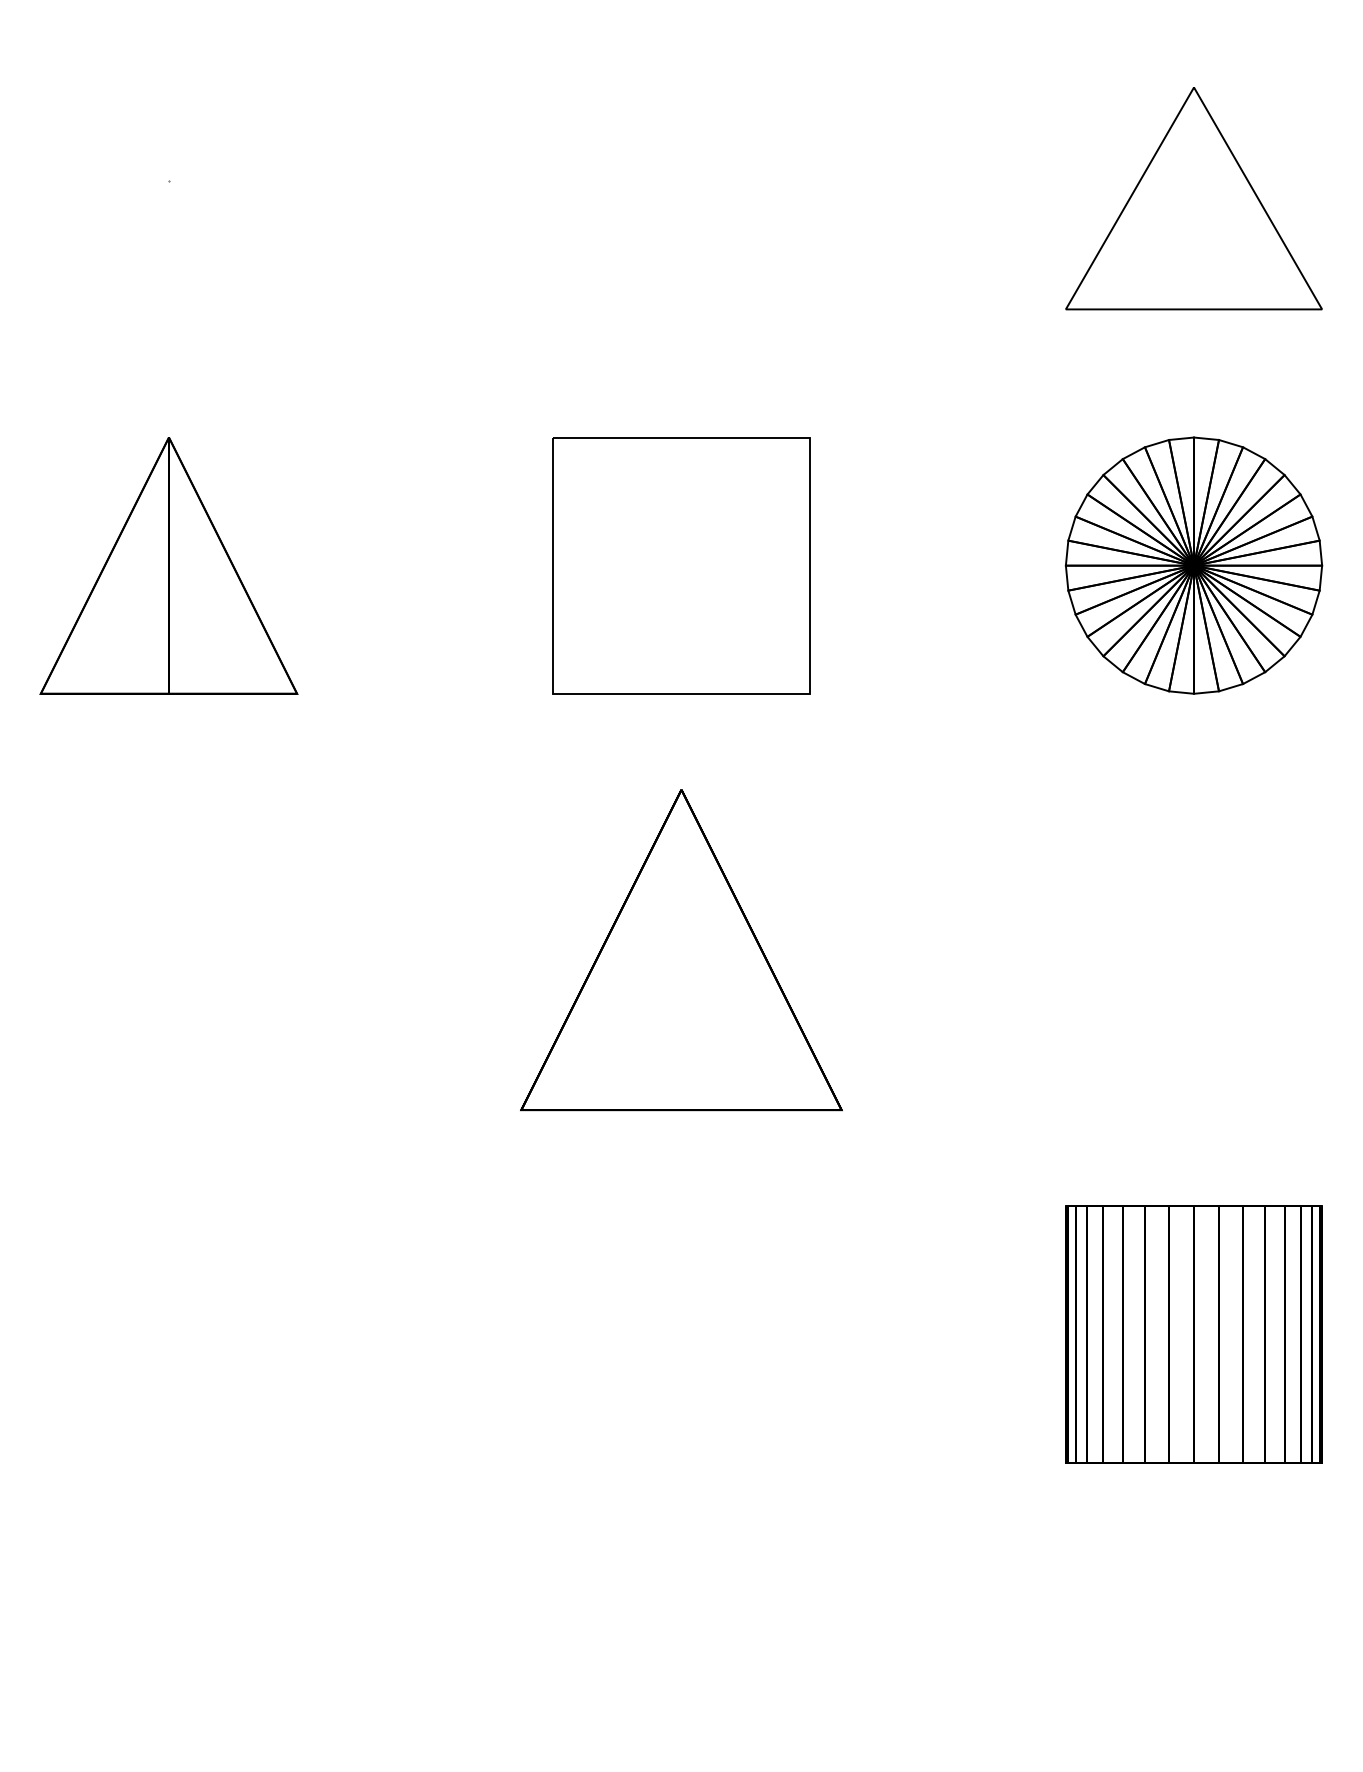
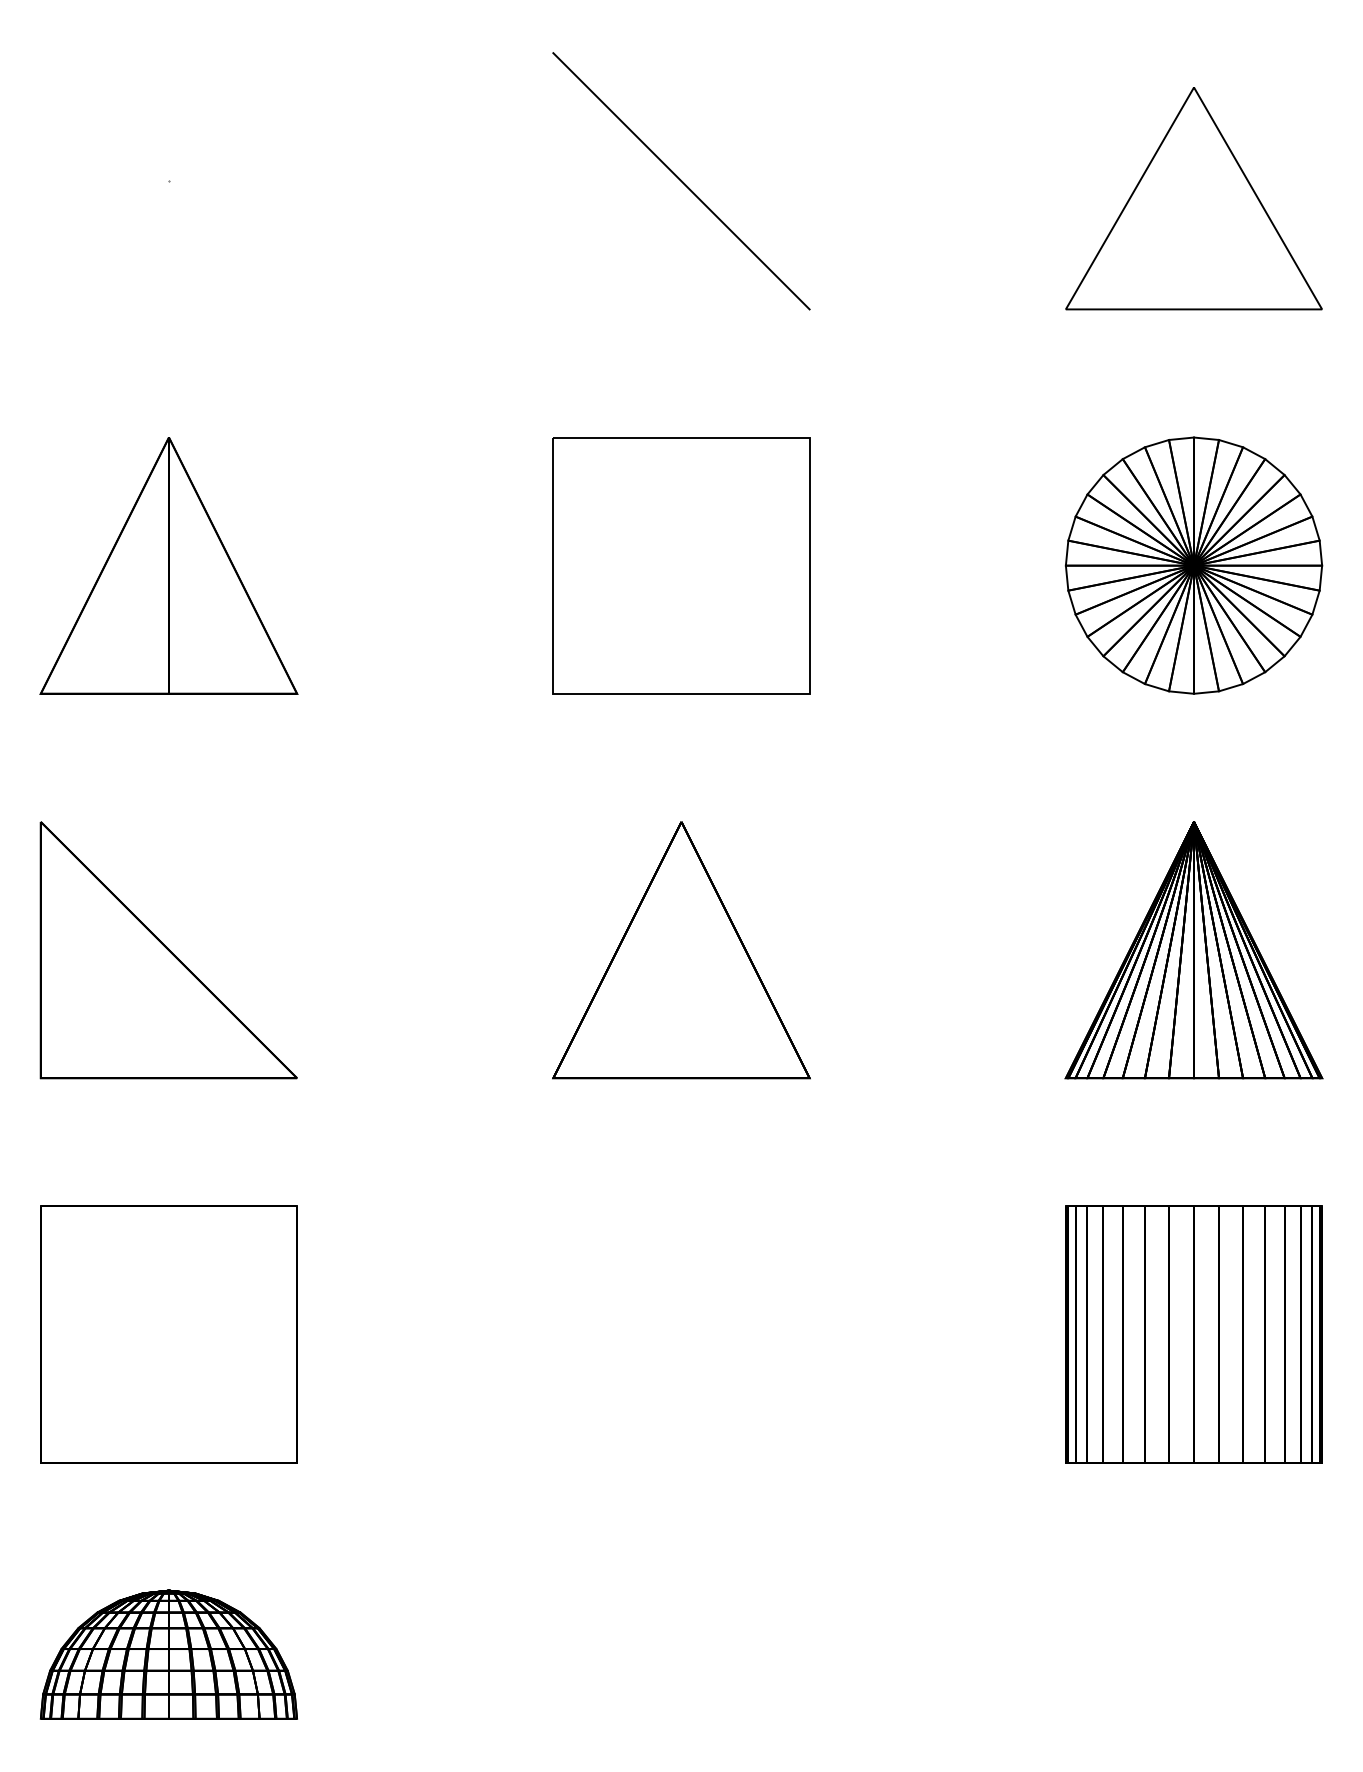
line: none -> present (681, 181)
part: none -> present (168, 950)
part size: 323x323 px -> 259x259 px (681, 950)
part: none -> present (1193, 950)
part: none -> present (168, 1334)
part: none -> present (168, 1654)
